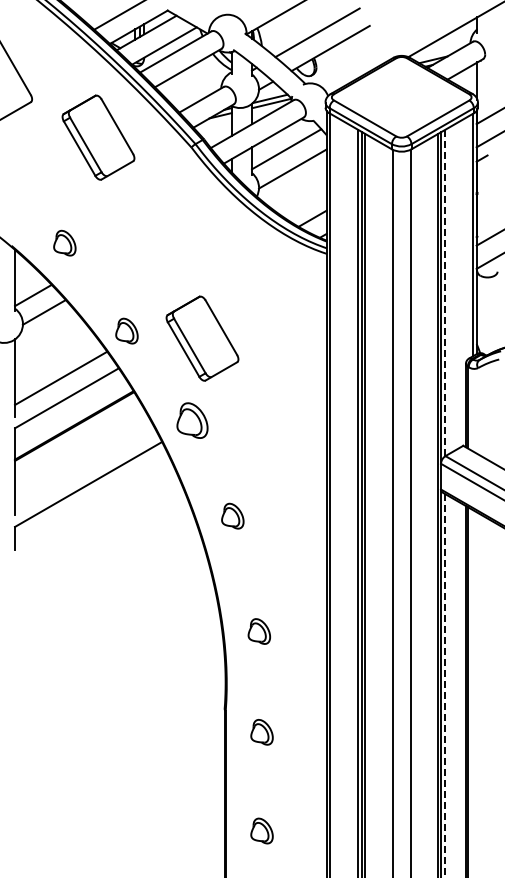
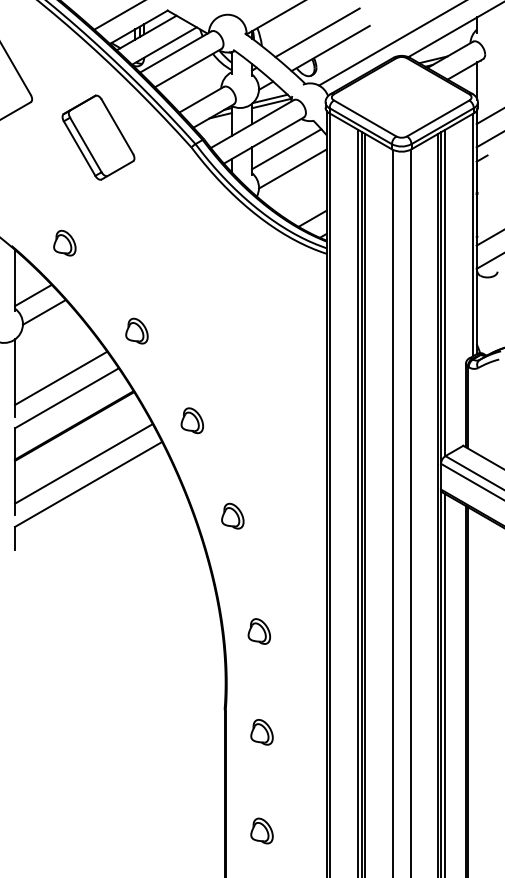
line: none -> present (391, 43)
line: dashed -> solid (445, 293)
part position: (126, 330) -> (136, 330) (136, 330)
part: present -> none (202, 338)
part size: 33x37 px -> 24x28 px (191, 420)
line: none -> present (83, 463)
line: dashed -> solid (445, 686)
